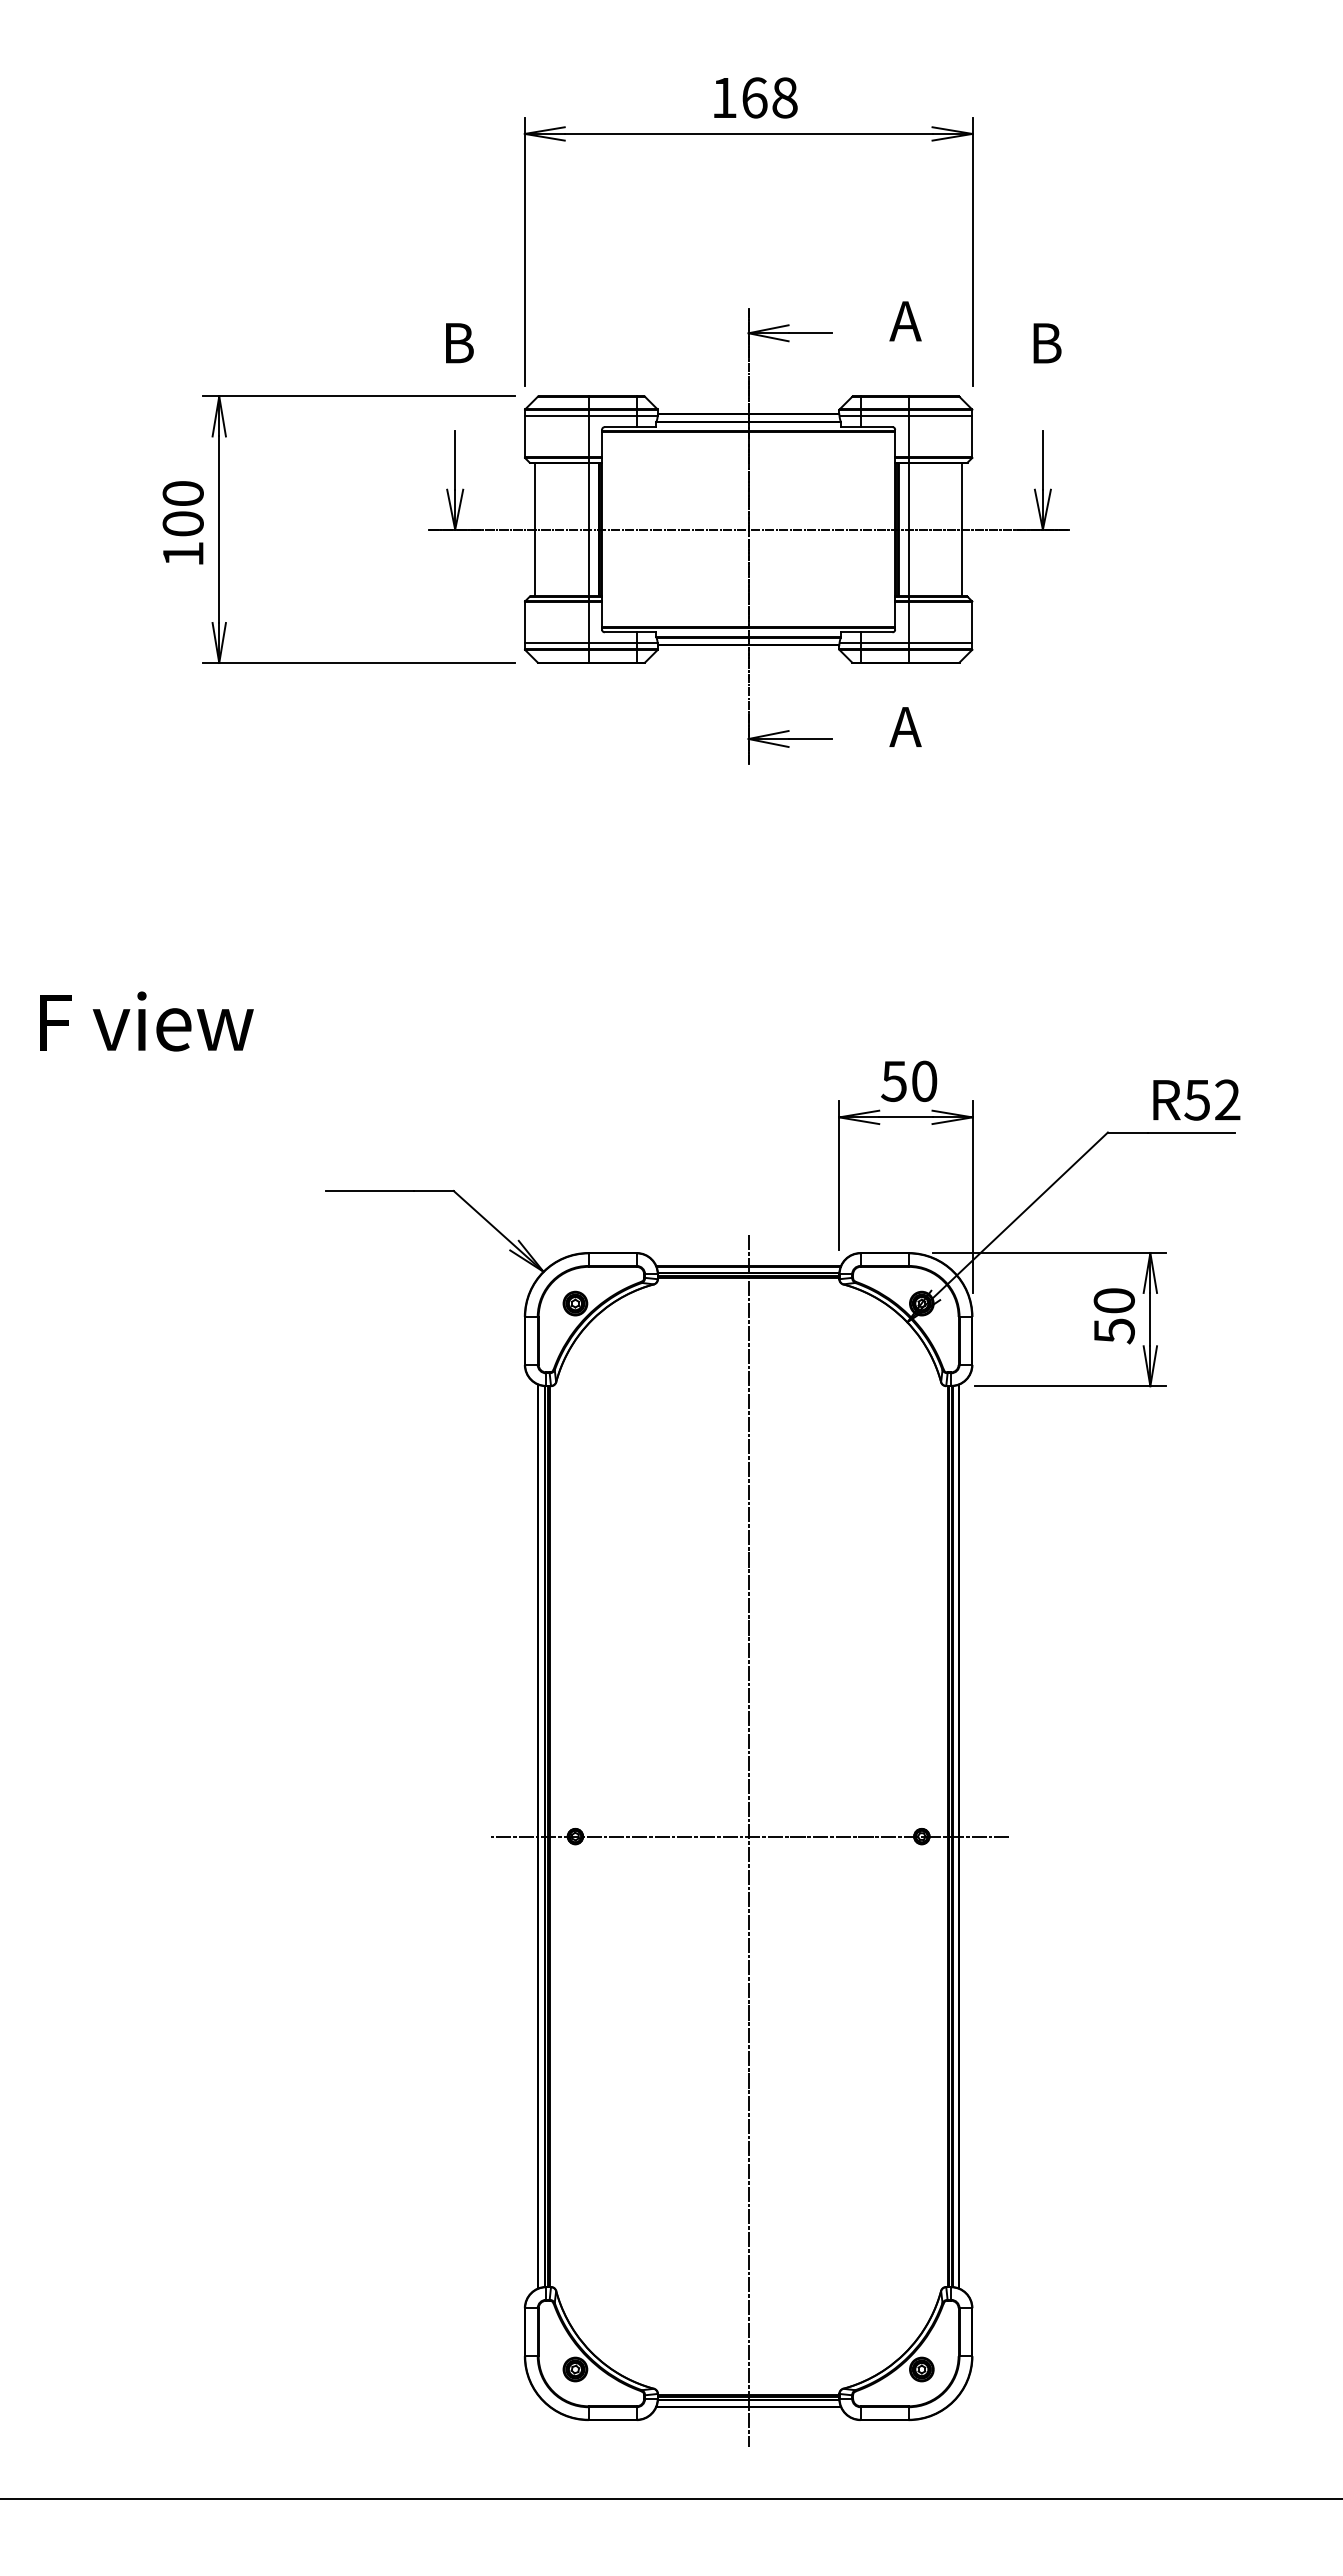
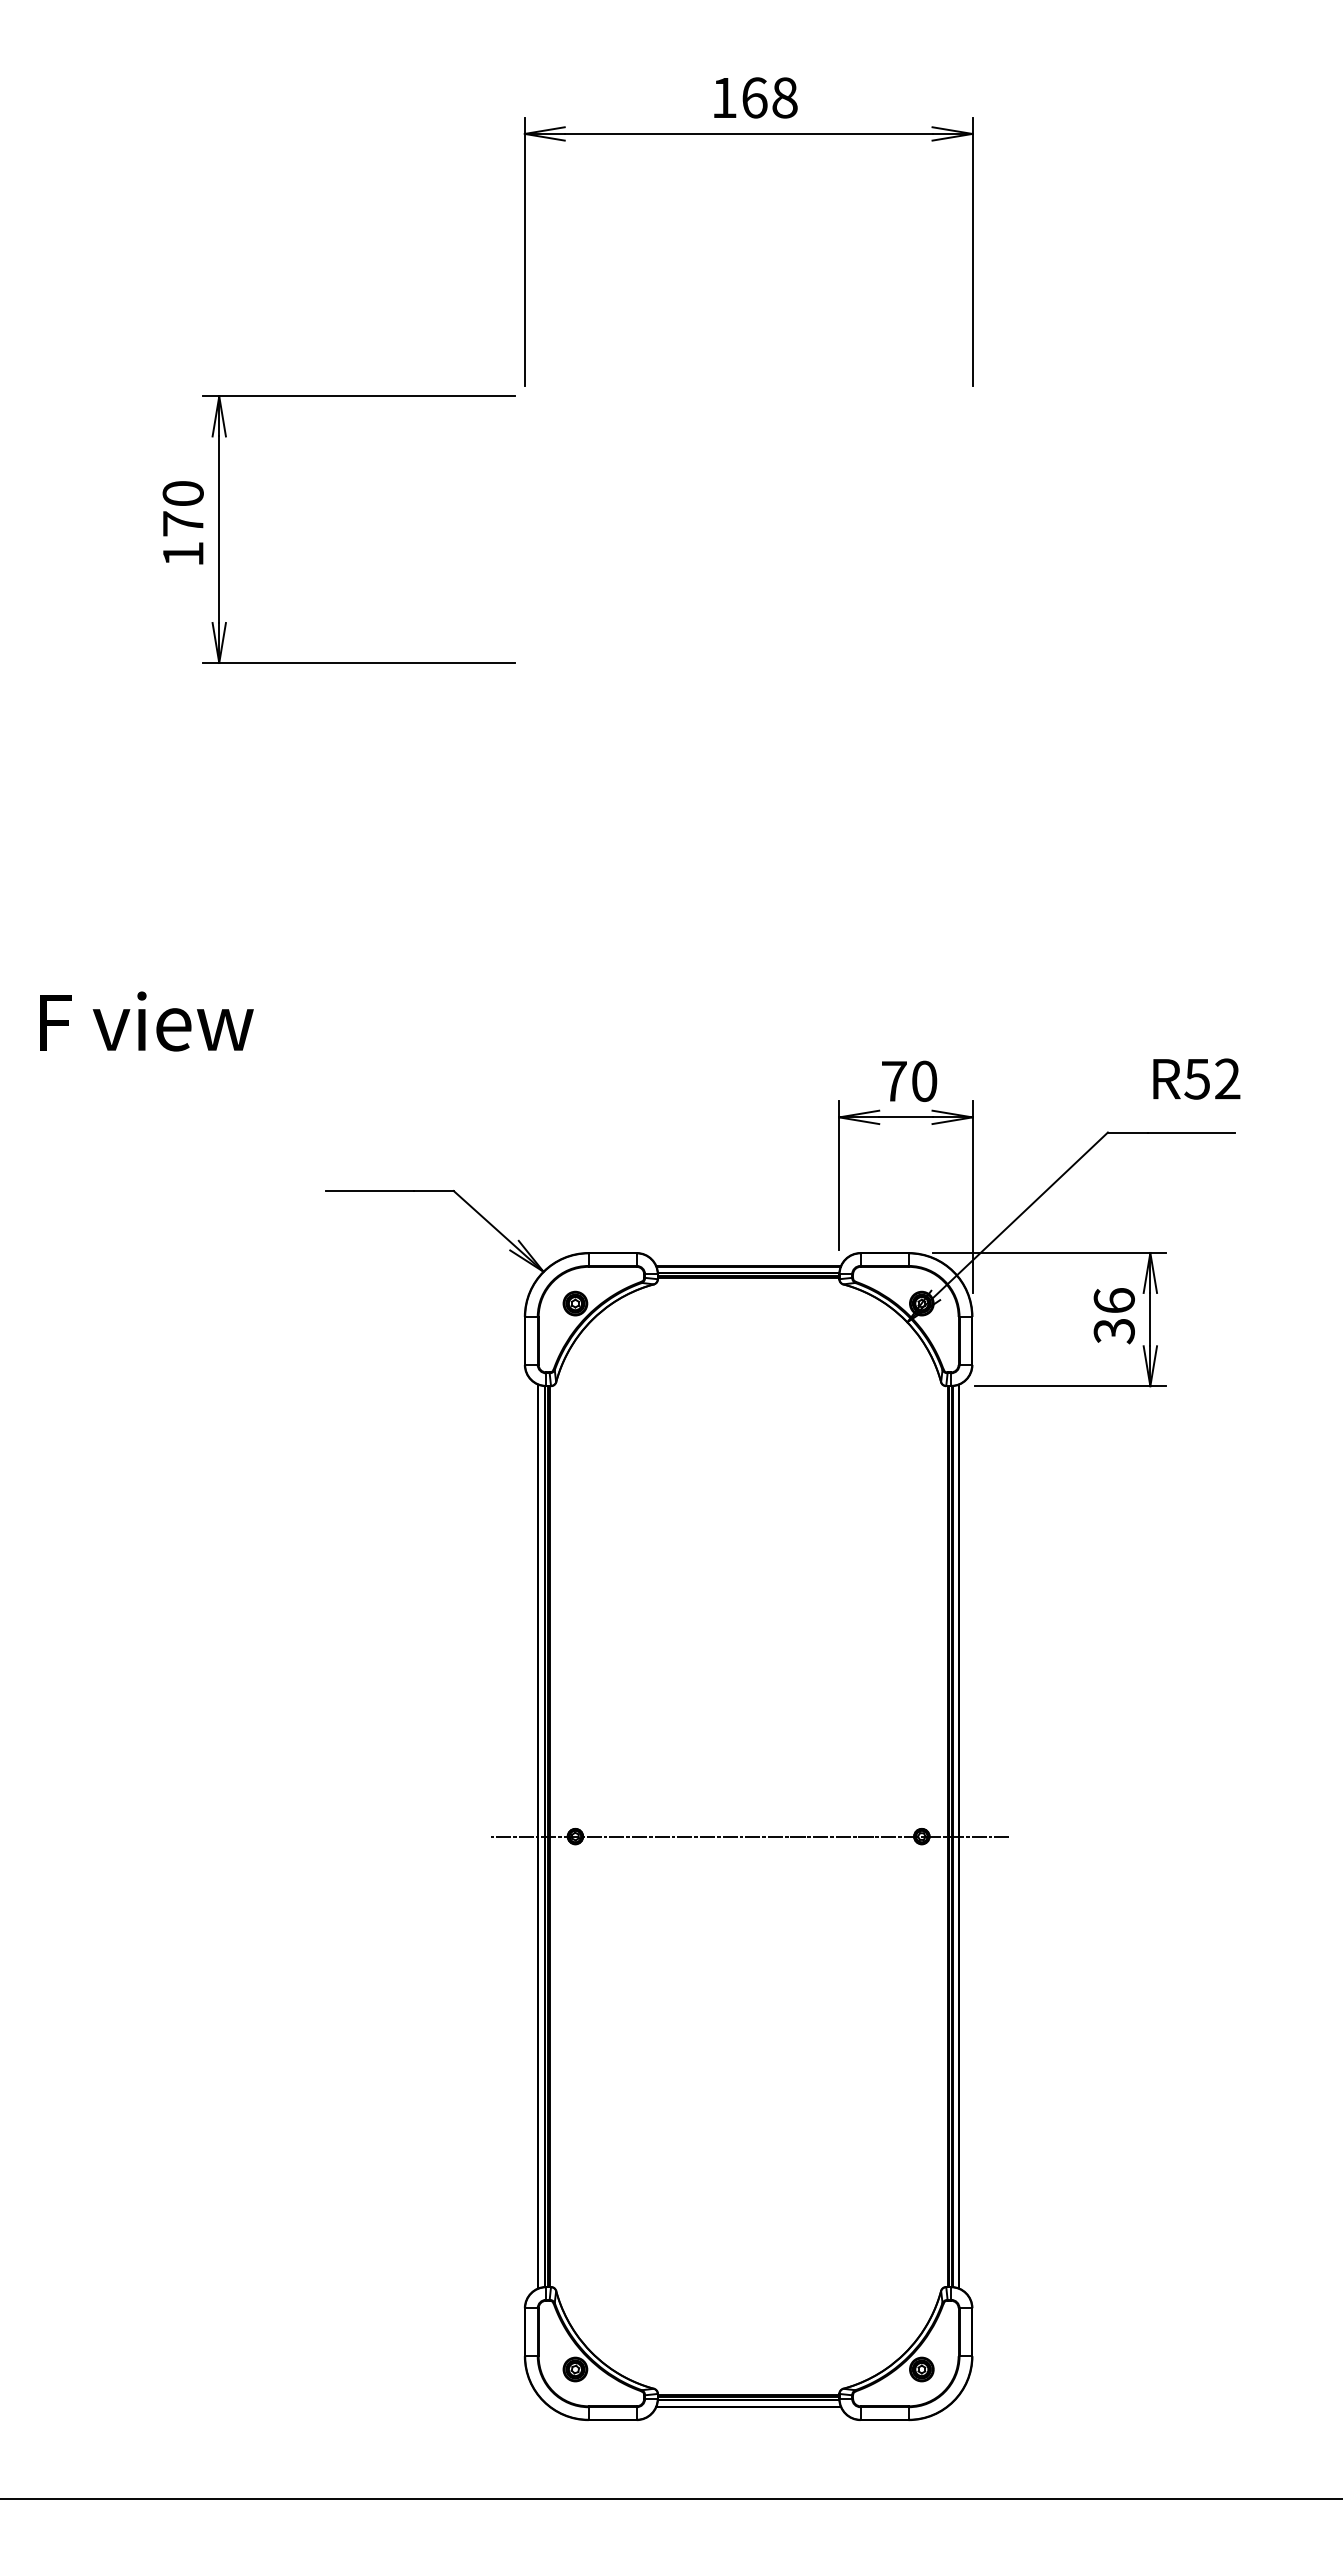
text: 100 -> 170 (182, 523)
part: present -> none (748, 532)
text: 50 -> 70 (893, 1081)
text position: (1196, 1099) -> (1196, 1078) (1196, 1078)
text: 50 -> 36 (1113, 1316)
line: present -> none (748, 1841)
